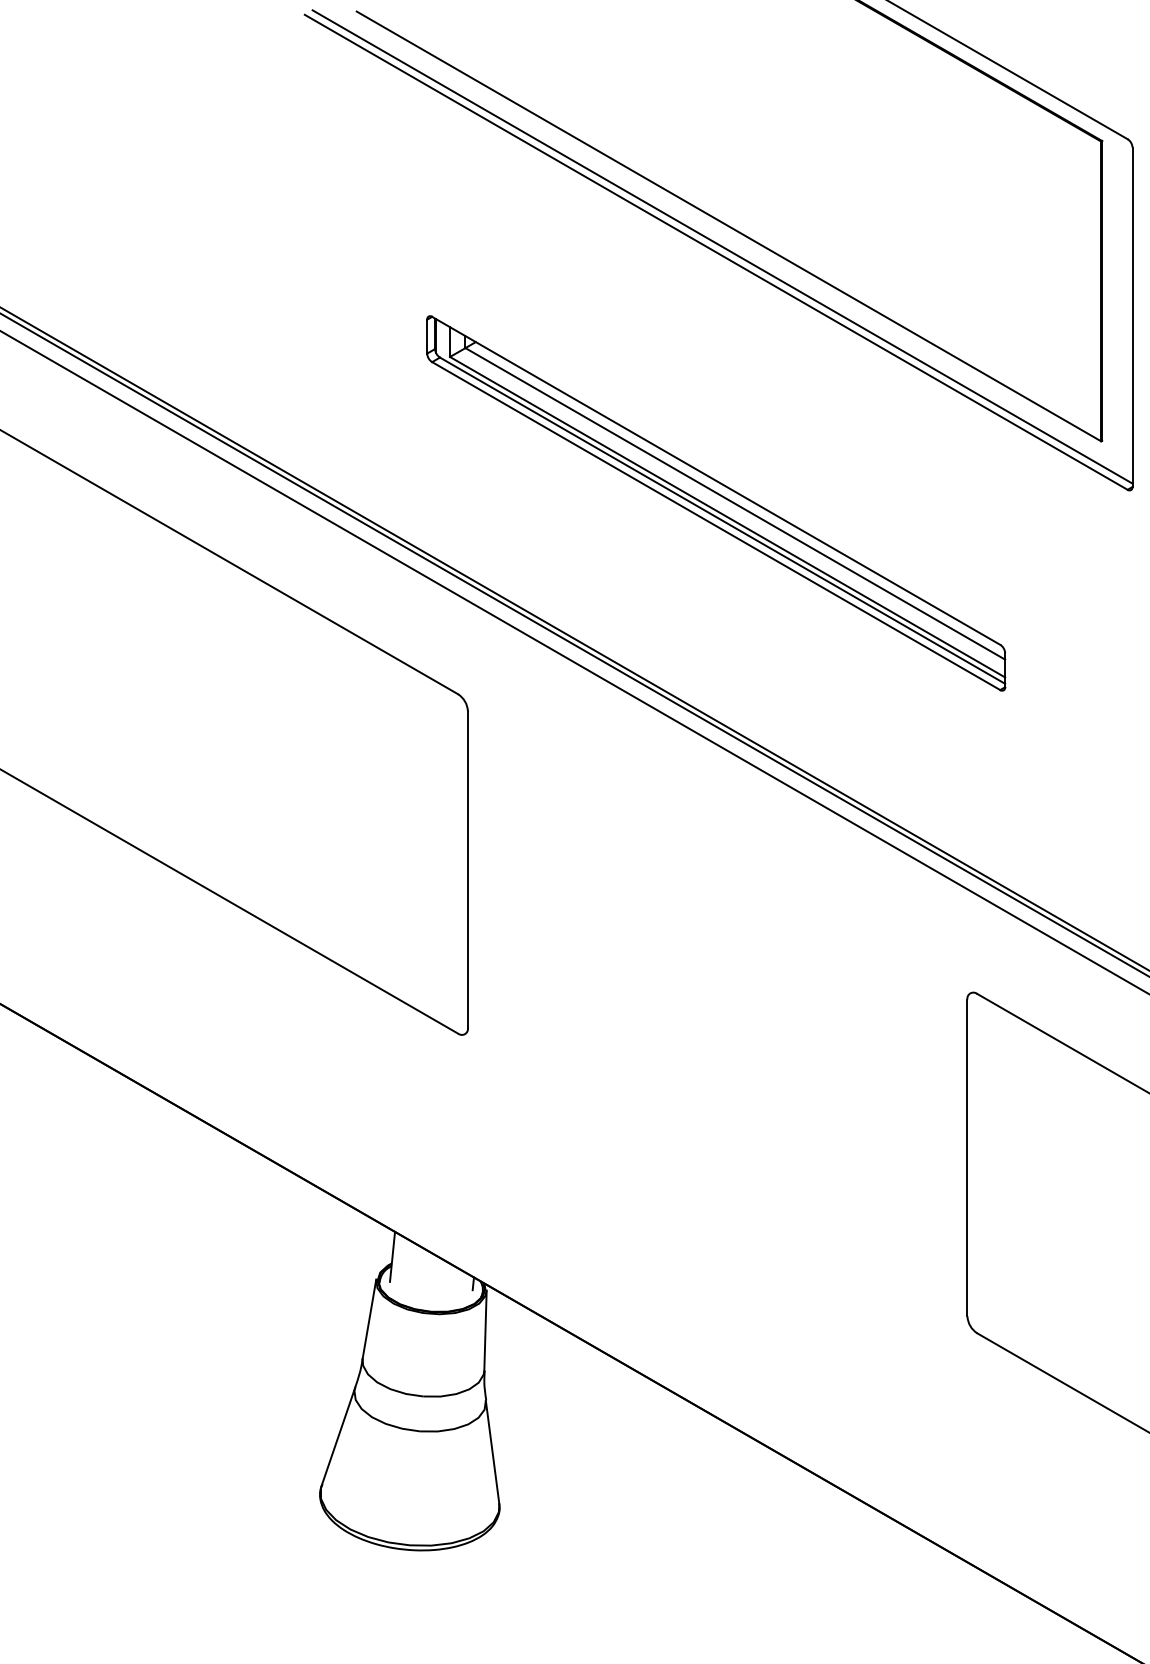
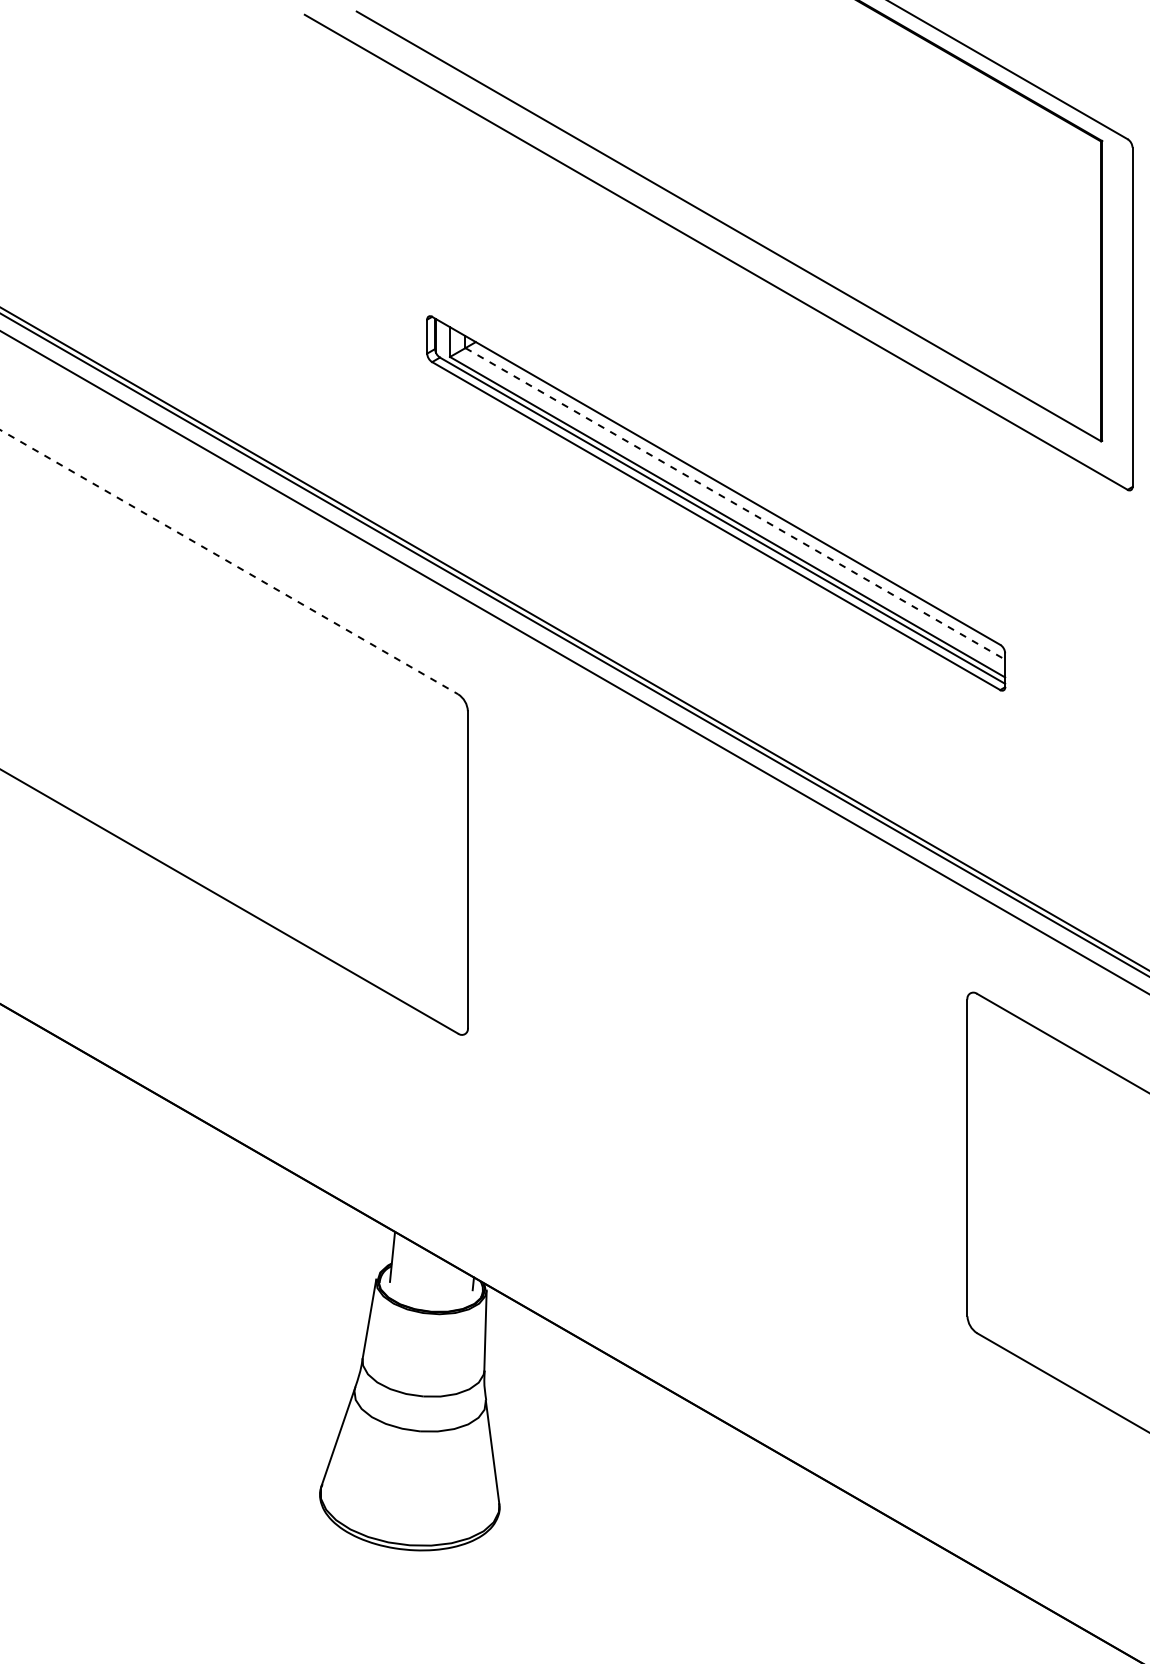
line: present -> none (722, 246)
line: solid -> dashed (735, 503)
line: solid -> dashed (229, 562)
